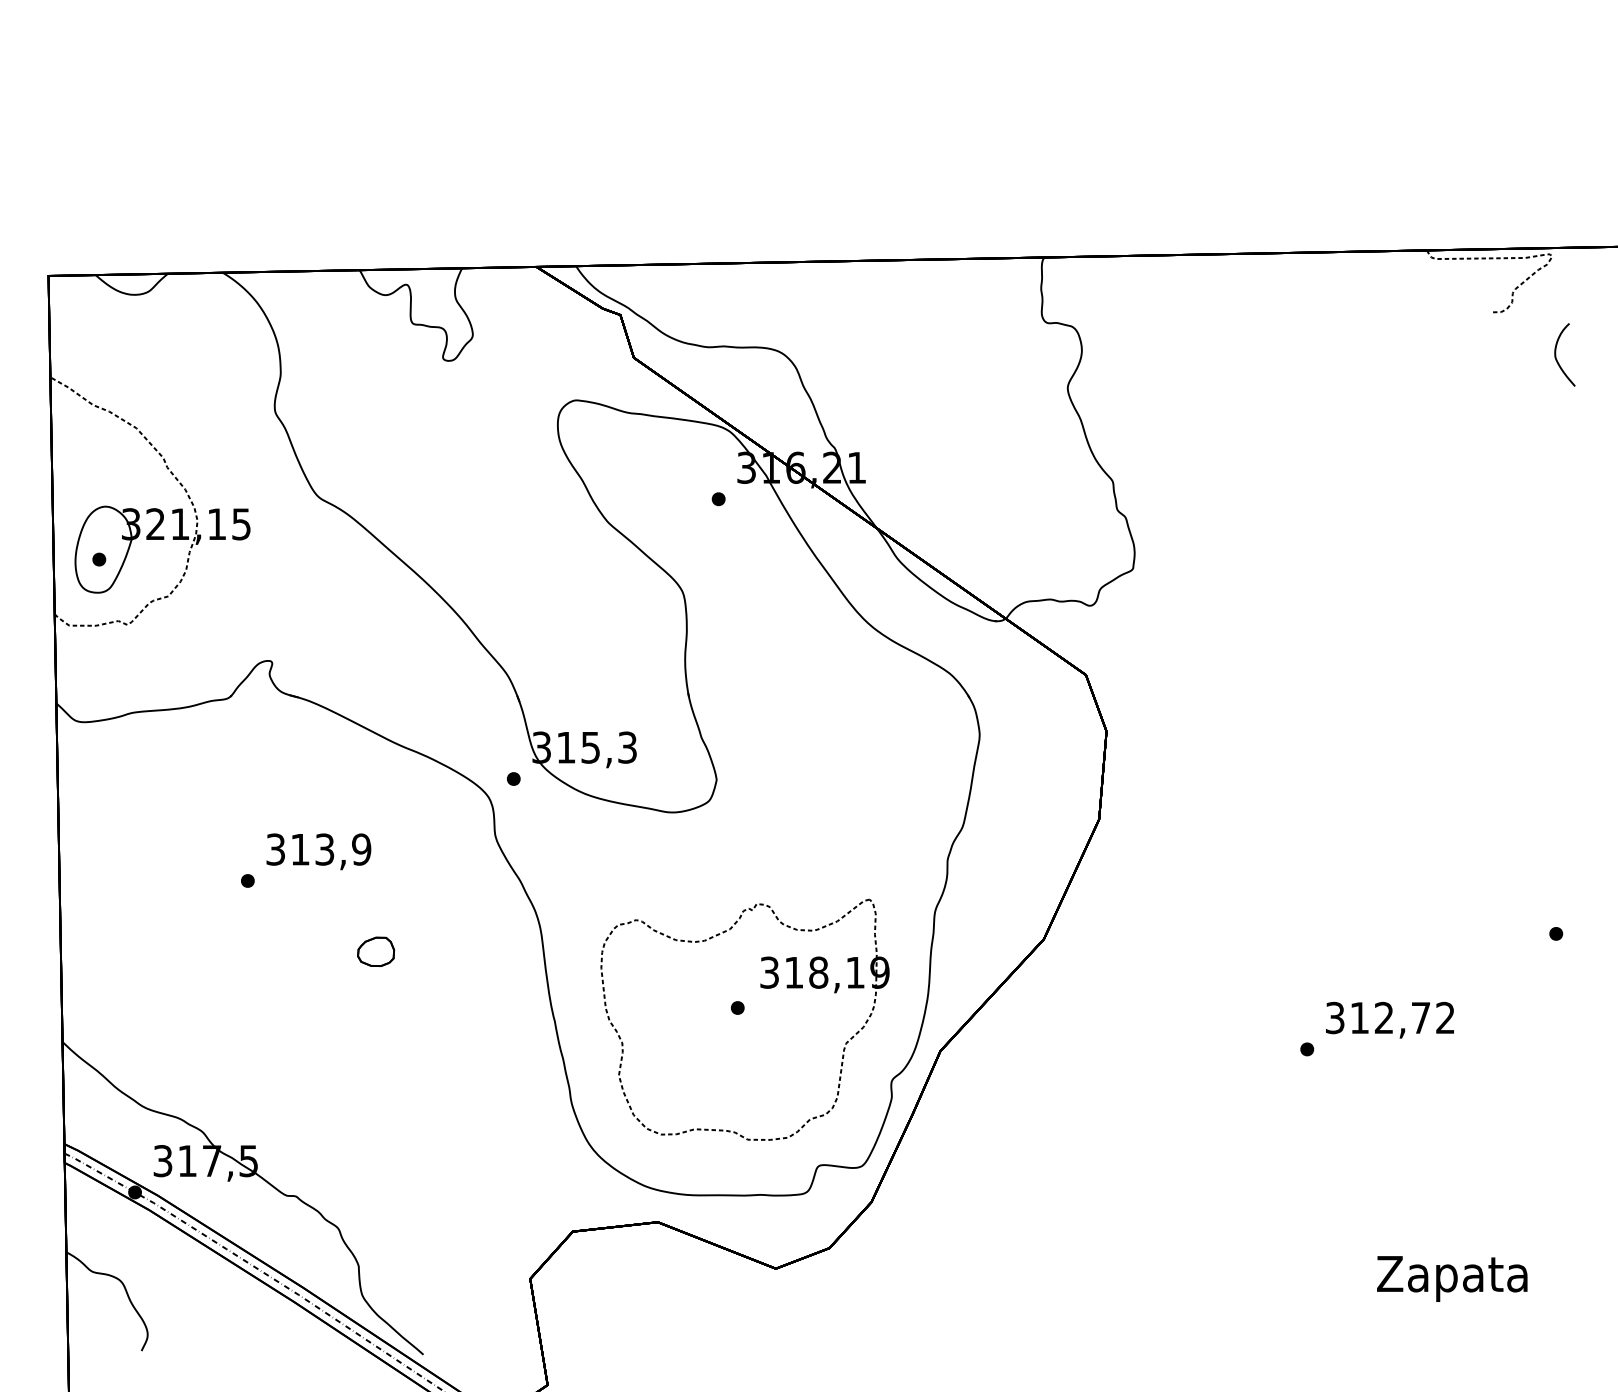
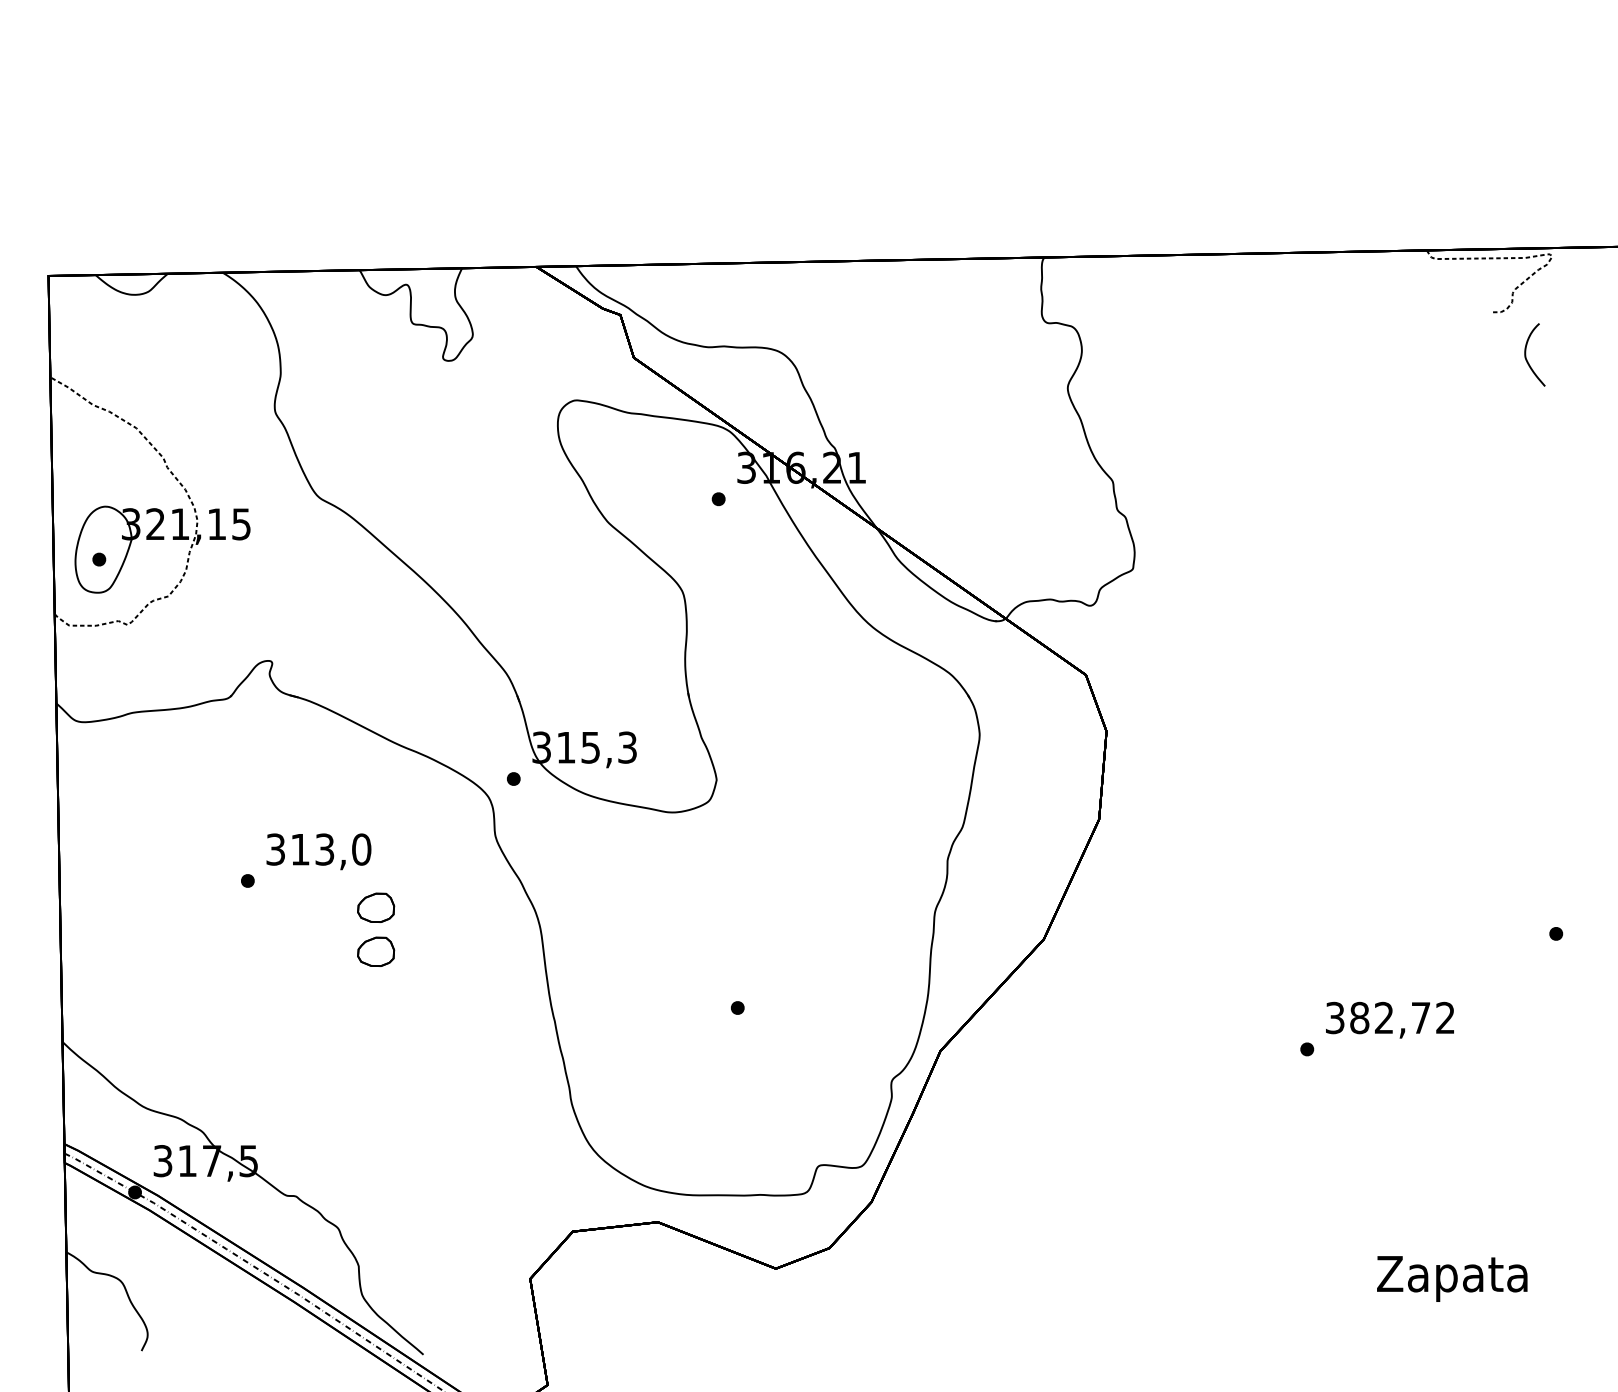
curve position: (1556, 354) -> (1526, 354) (1526, 354)
text: 313,9 -> 313,0 (361, 849)
part: none -> present (376, 907)
part: present -> none (760, 987)
text: 312,72 -> 382,72 (1359, 1017)
